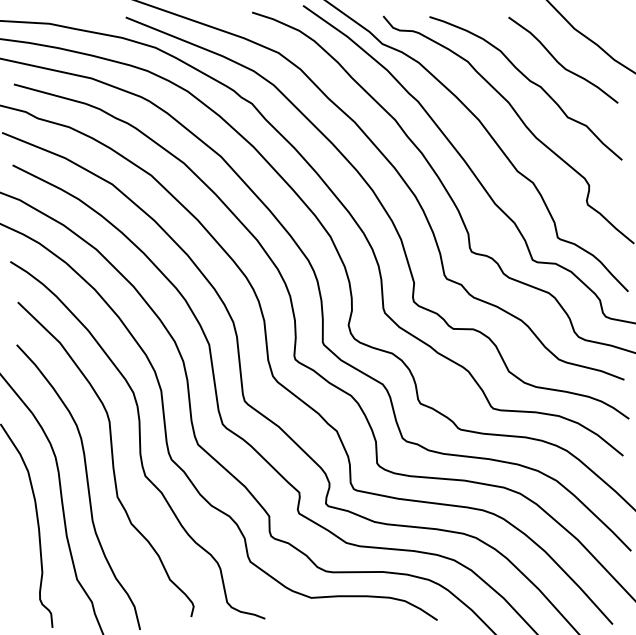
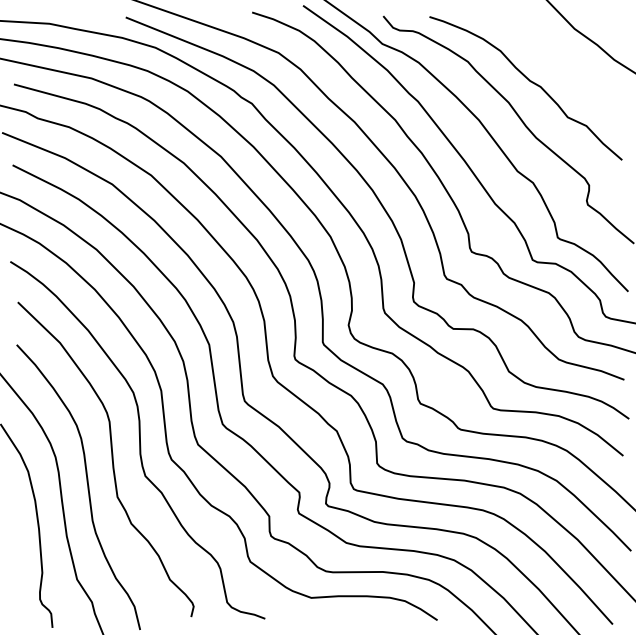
curve: present -> none (559, 62)
